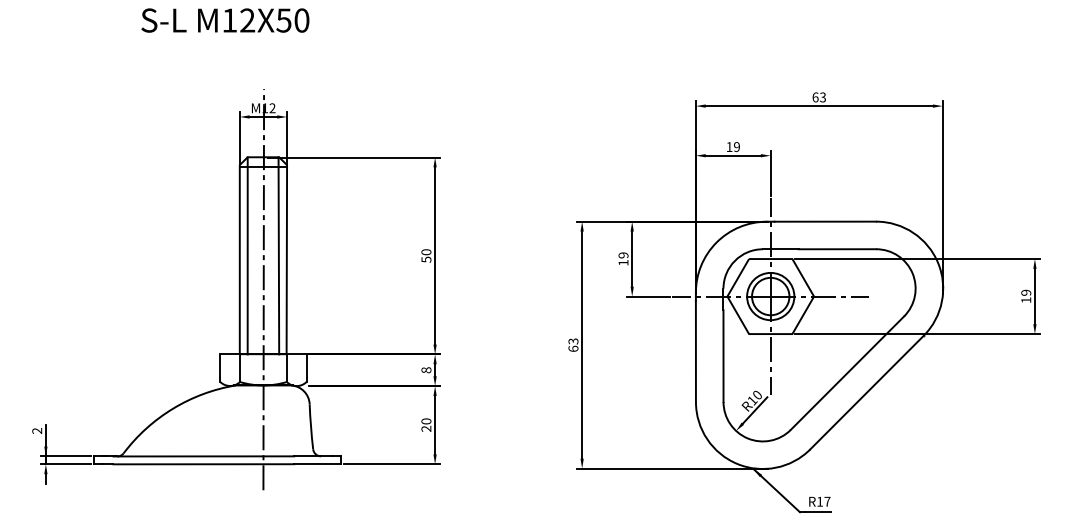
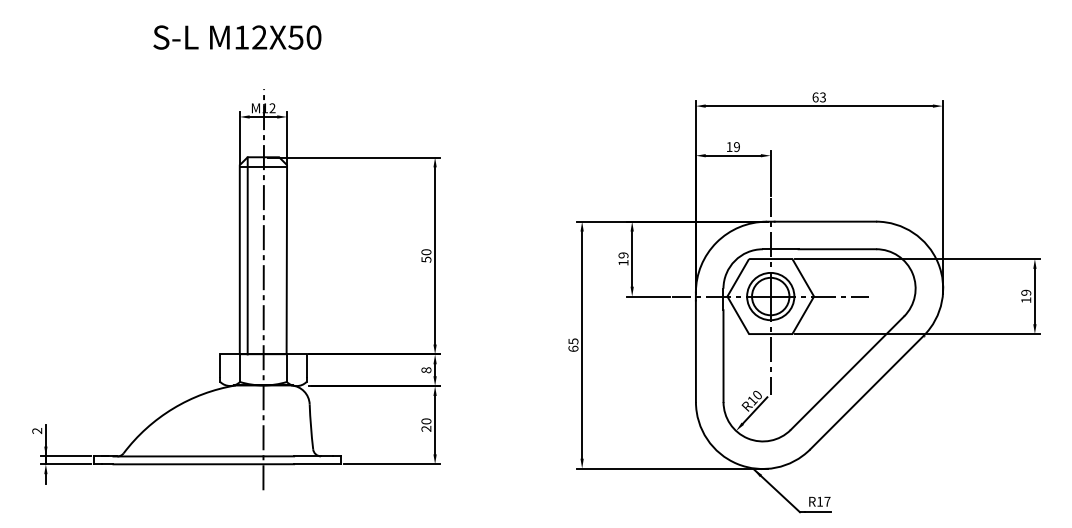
text position: (225, 20) -> (237, 37) (237, 37)
line: present -> none (278, 255)
text: 63 -> 65 (572, 341)
